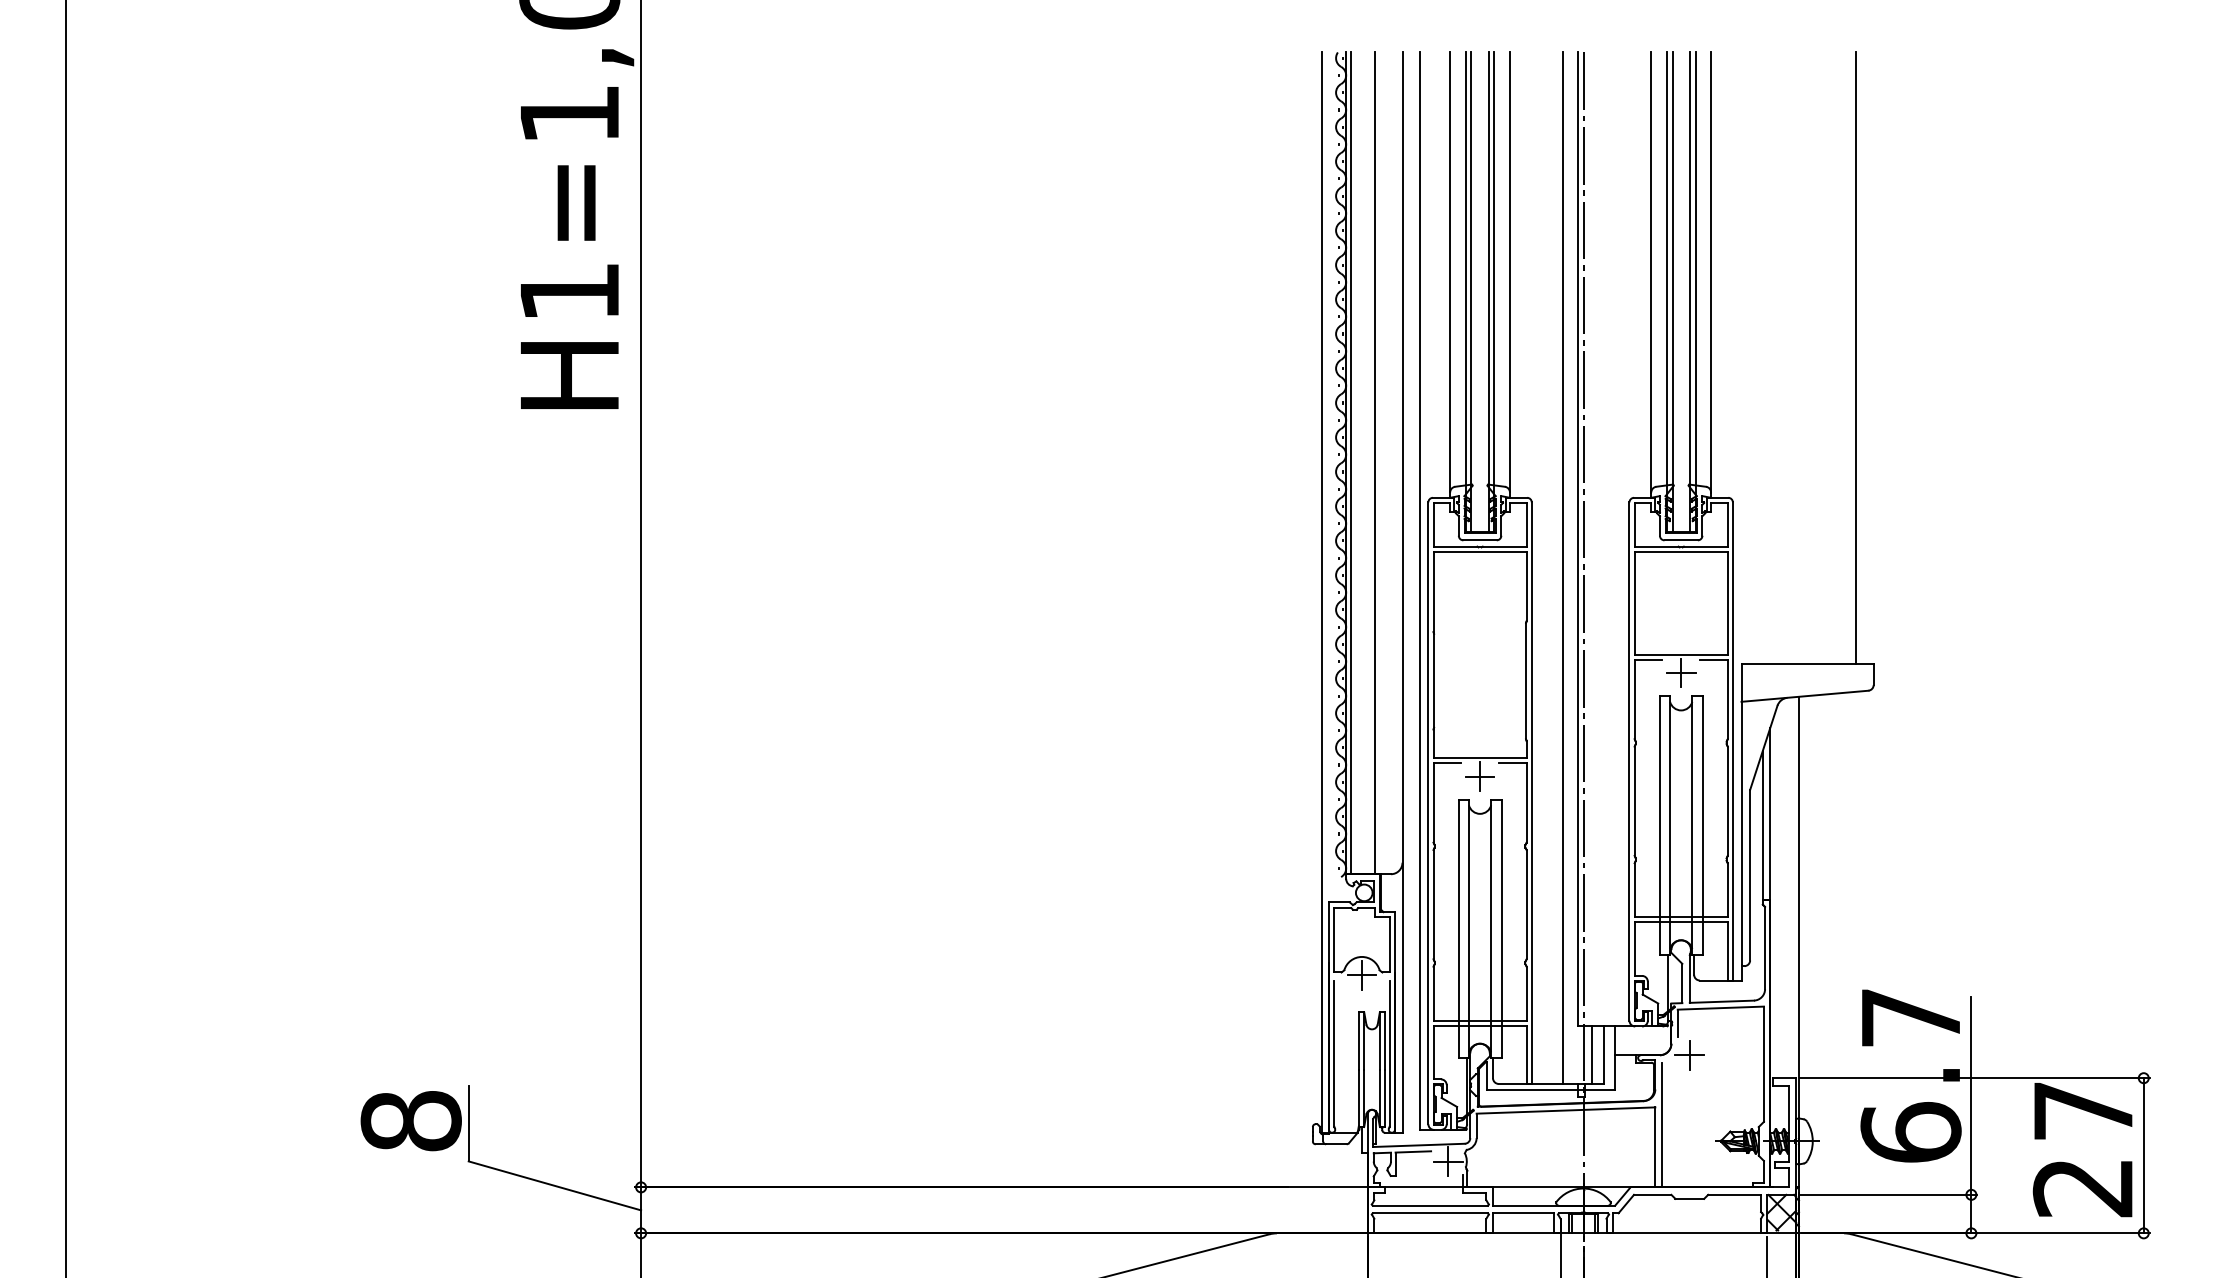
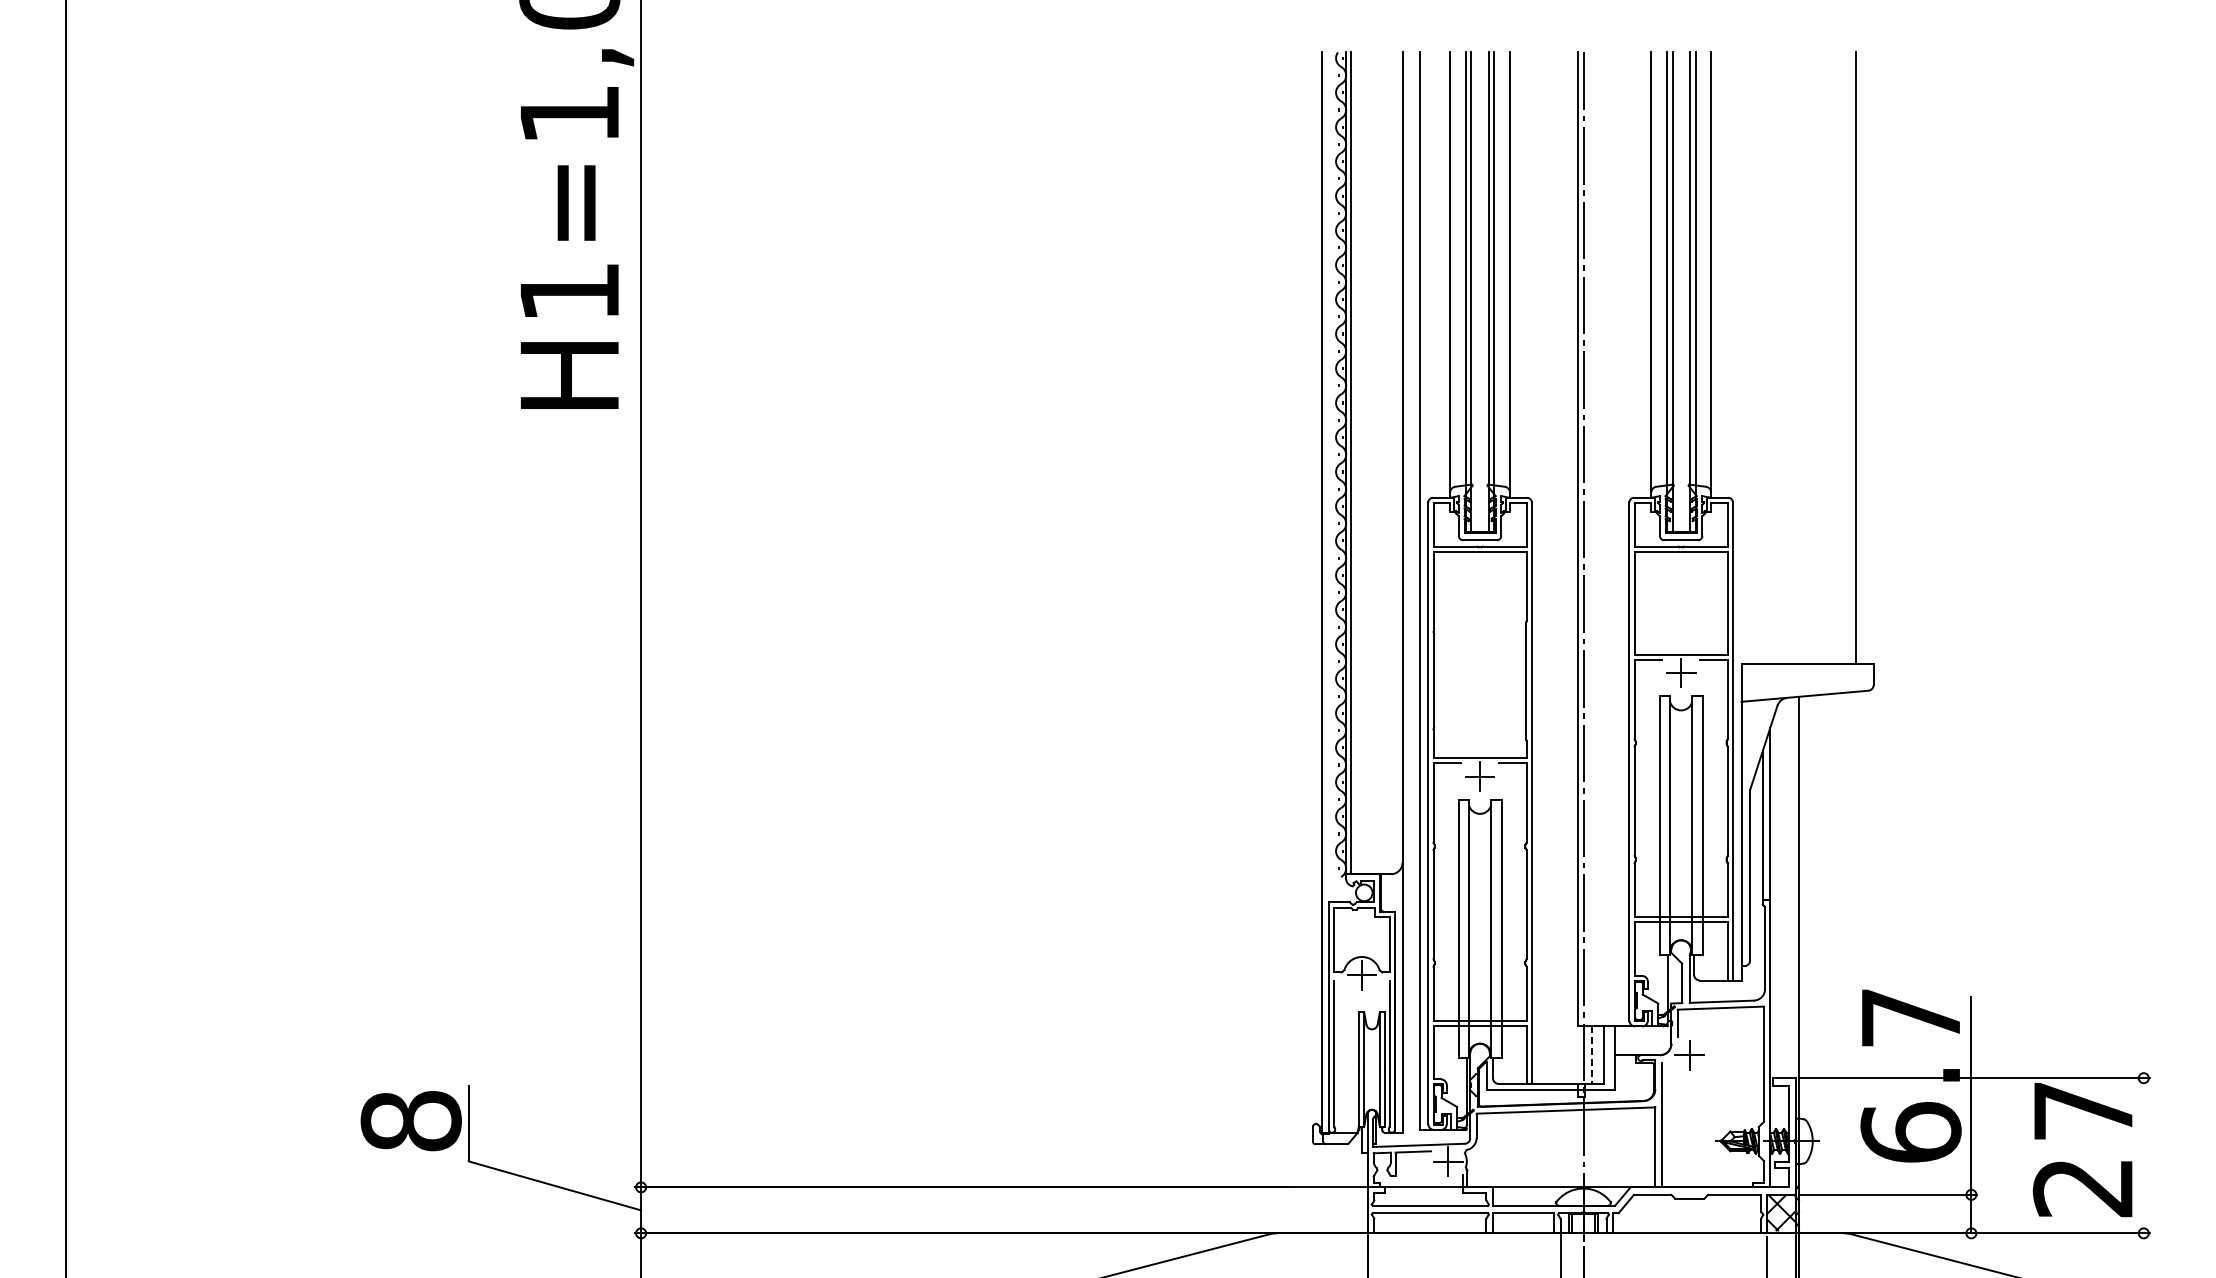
line: present -> none (1374, 463)
line: present -> none (1563, 567)
line: solid -> dashed (1591, 1055)
line: present -> none (2143, 1155)
